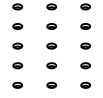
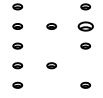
part: present -> none (51, 6)
part size: 11x7 px -> 17x11 px (85, 26)
part: present -> none (51, 45)
part: present -> none (85, 65)
part: present -> none (51, 84)
